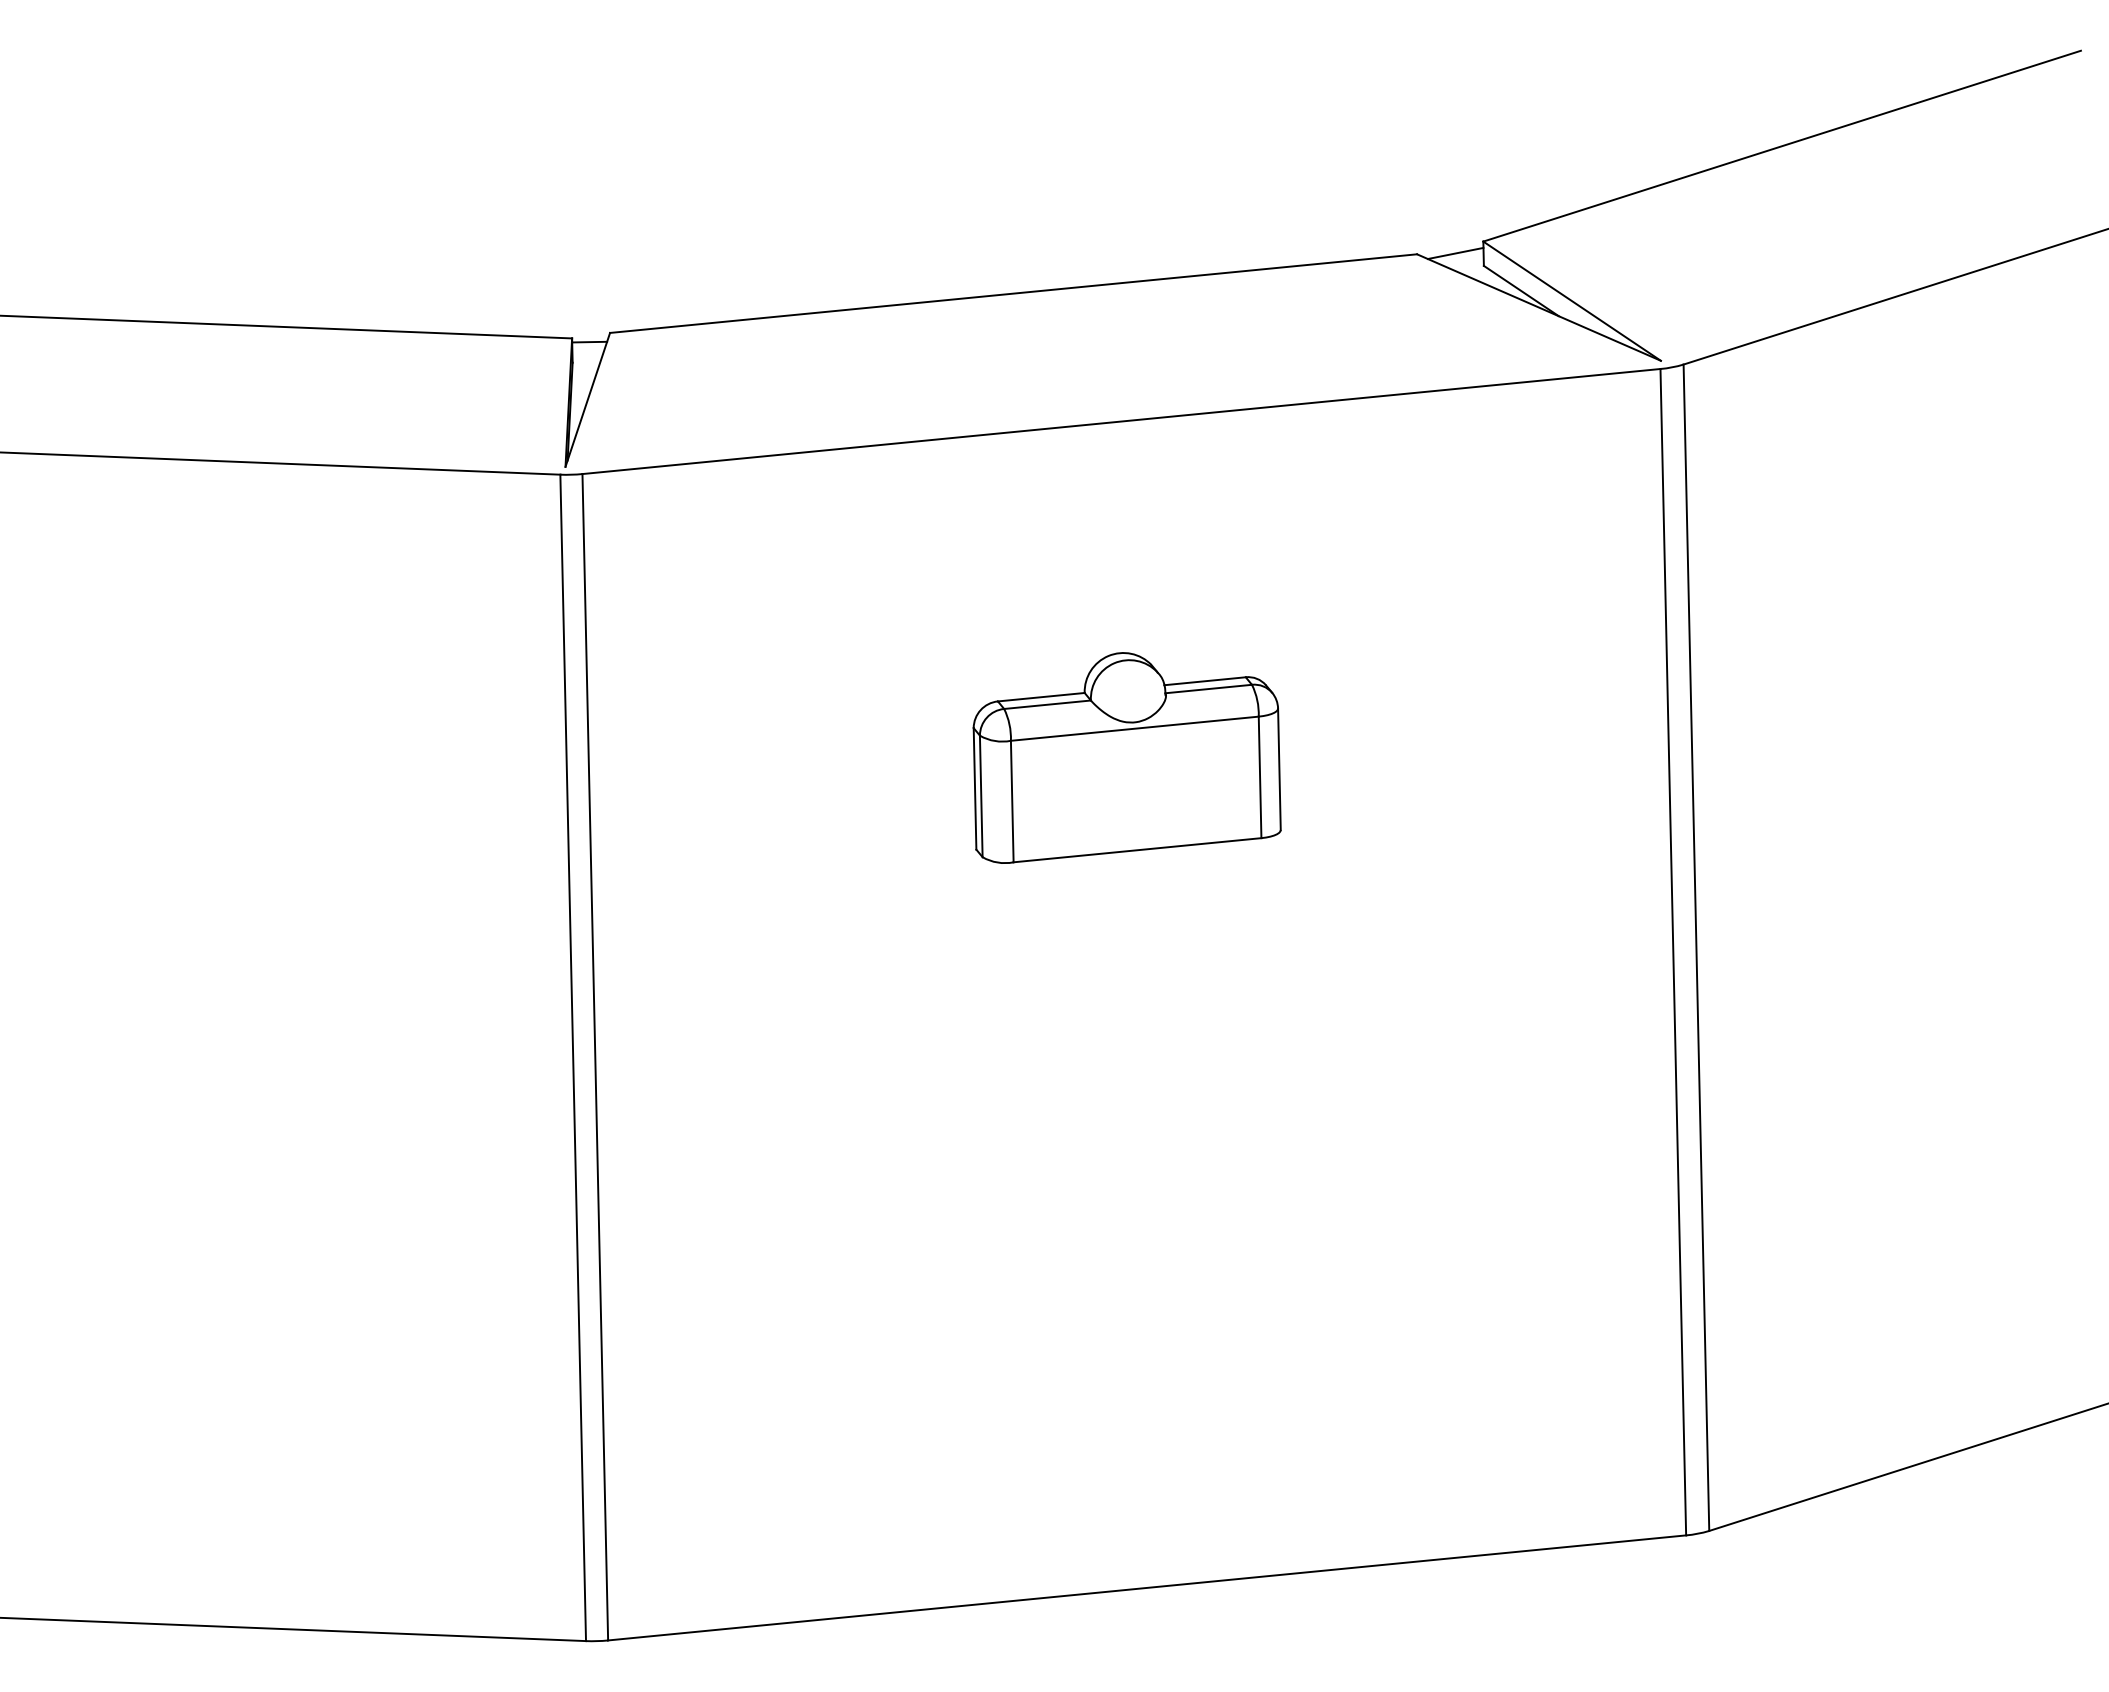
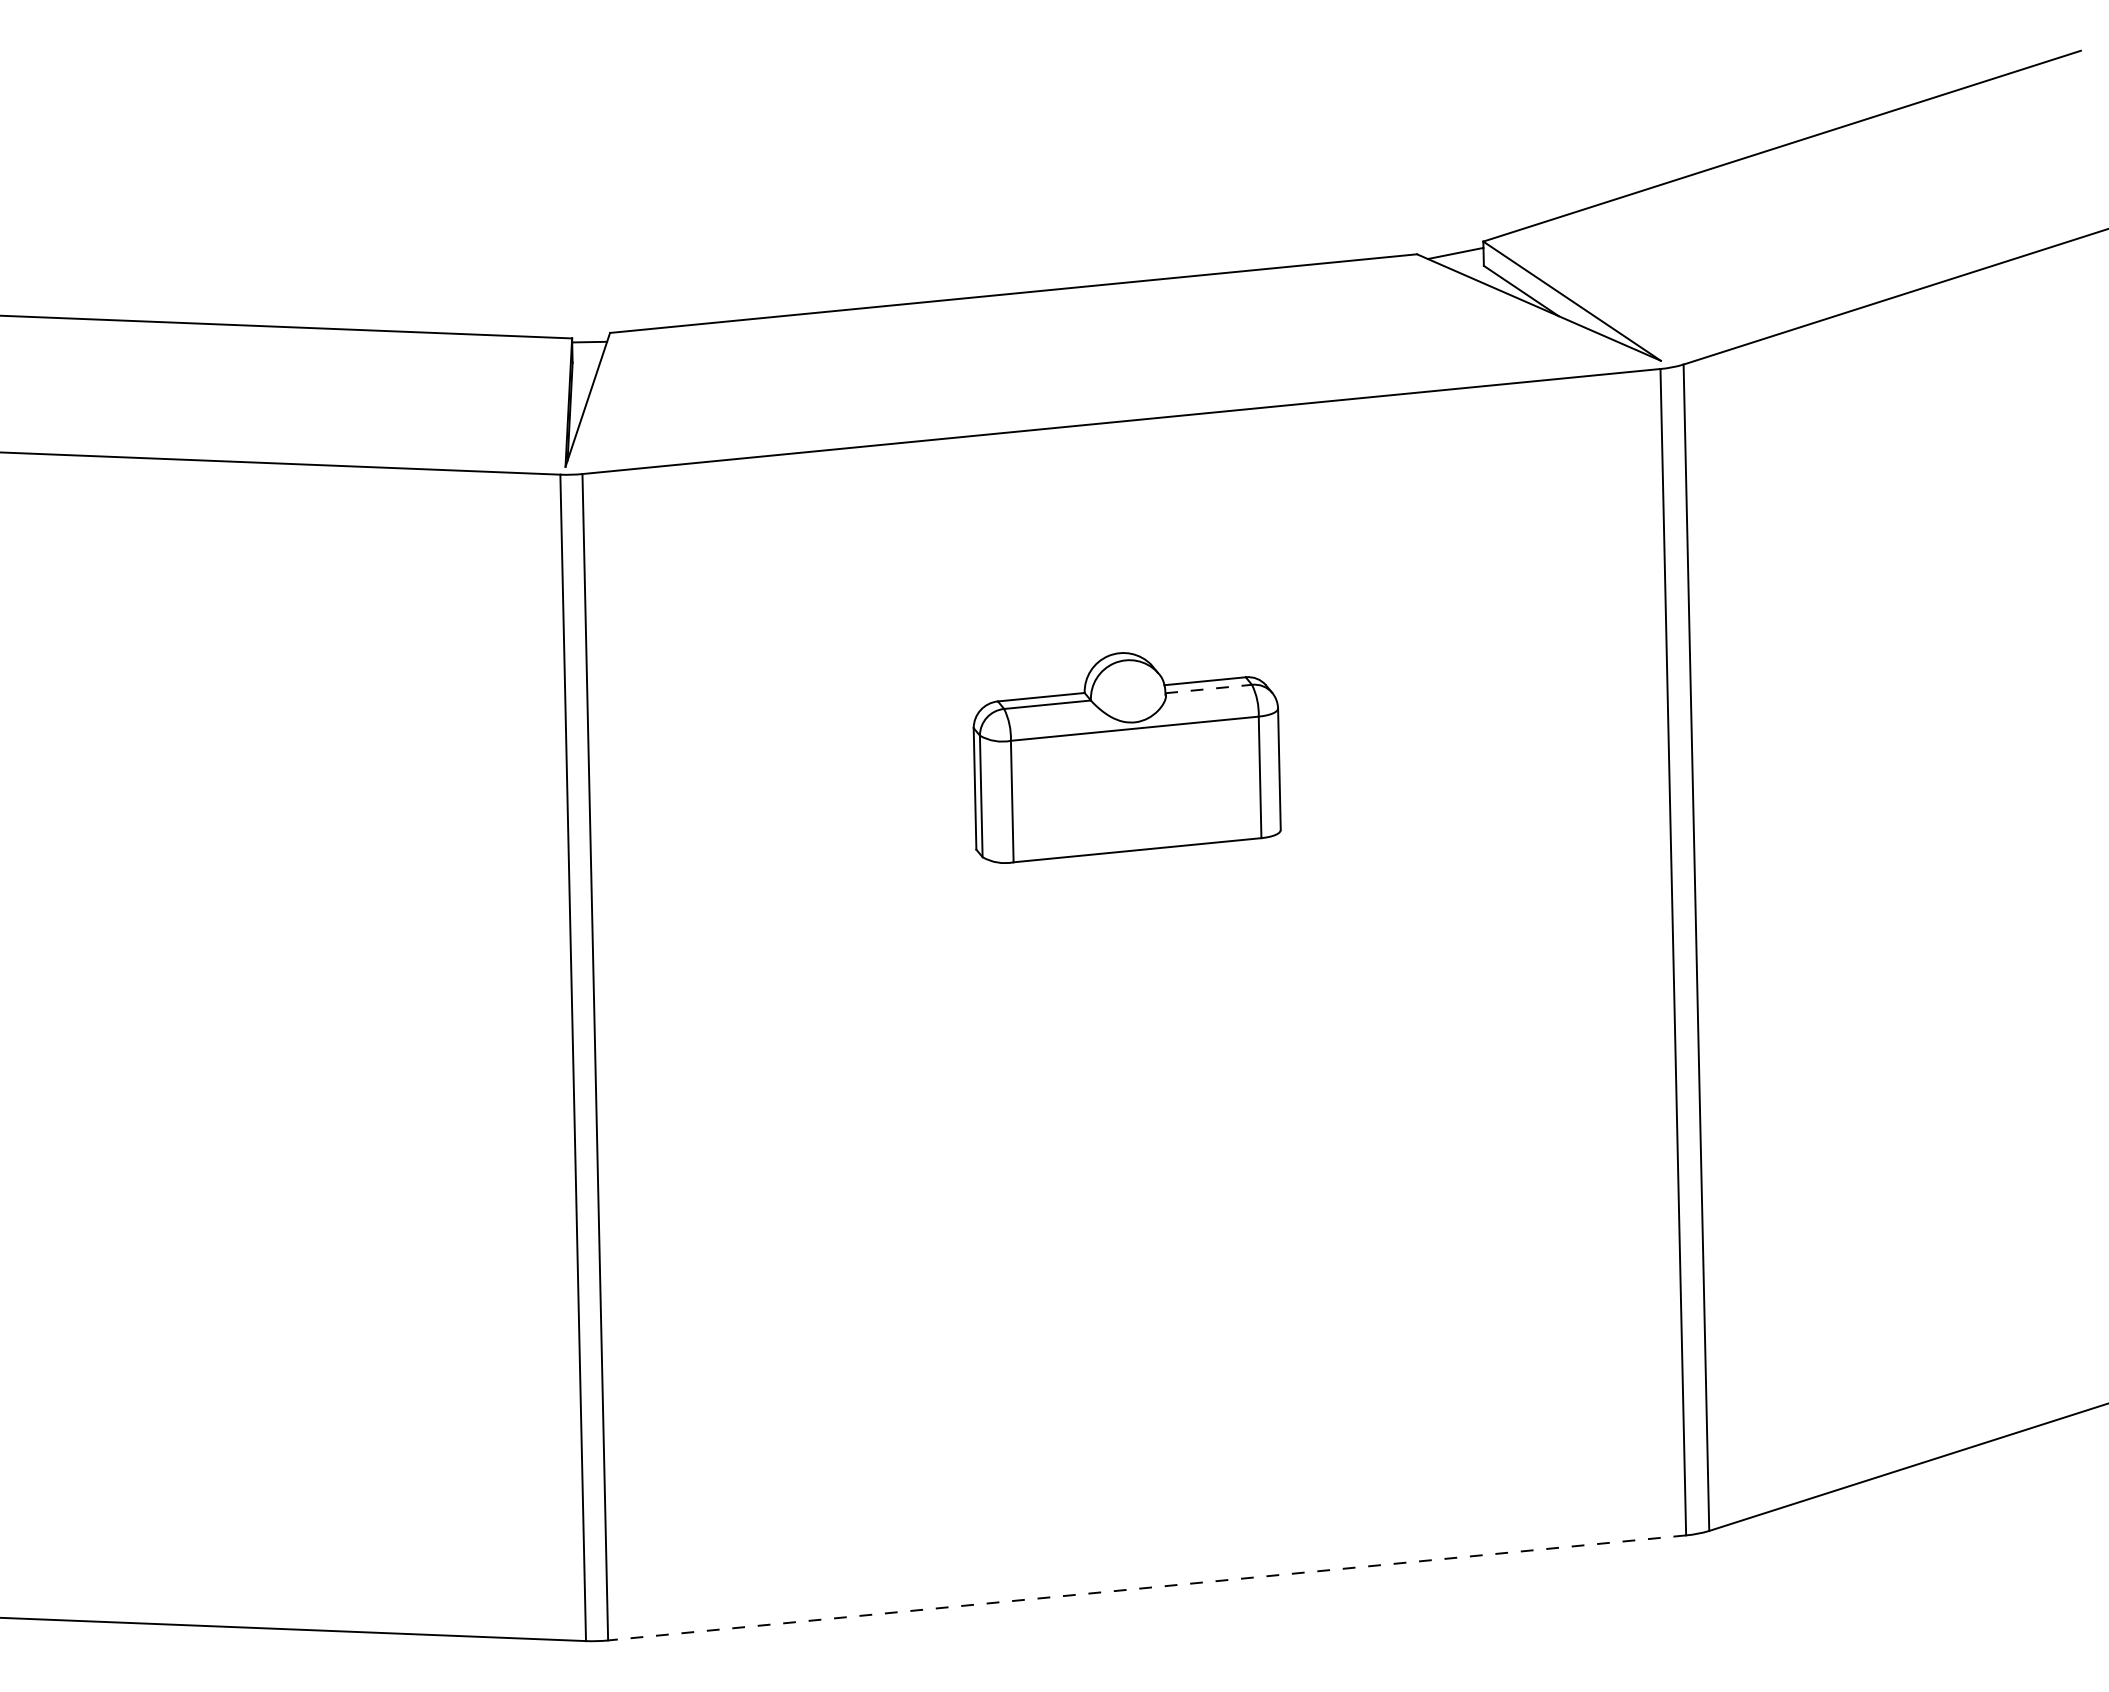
line: solid -> dashed (1208, 689)
line: solid -> dashed (1147, 1587)
